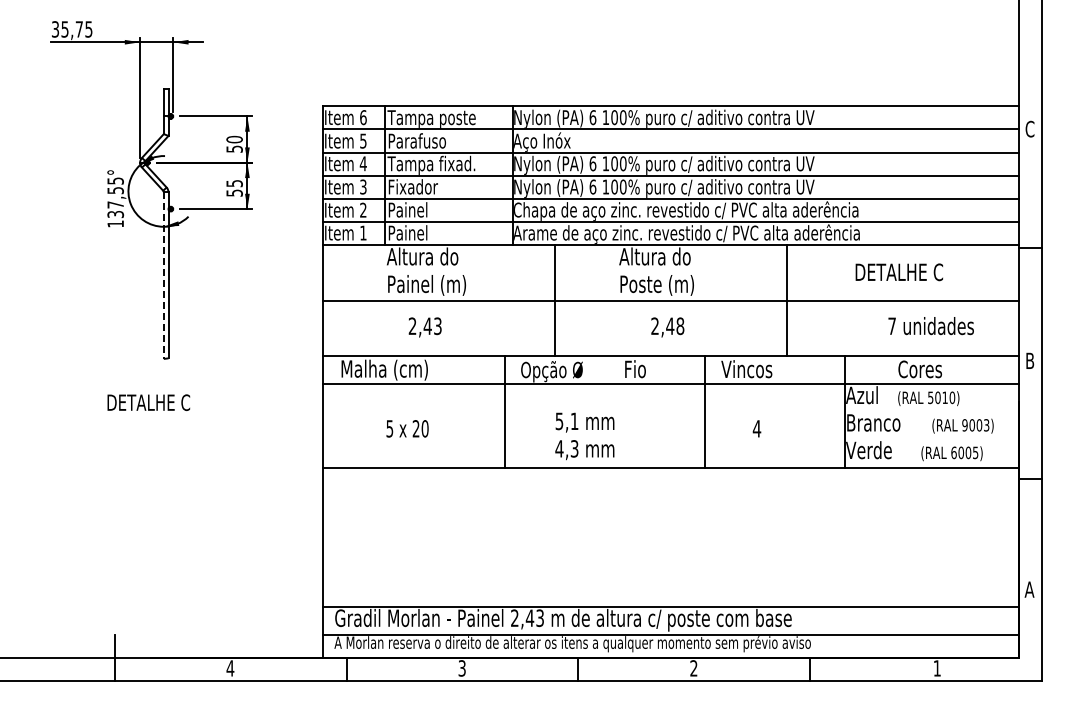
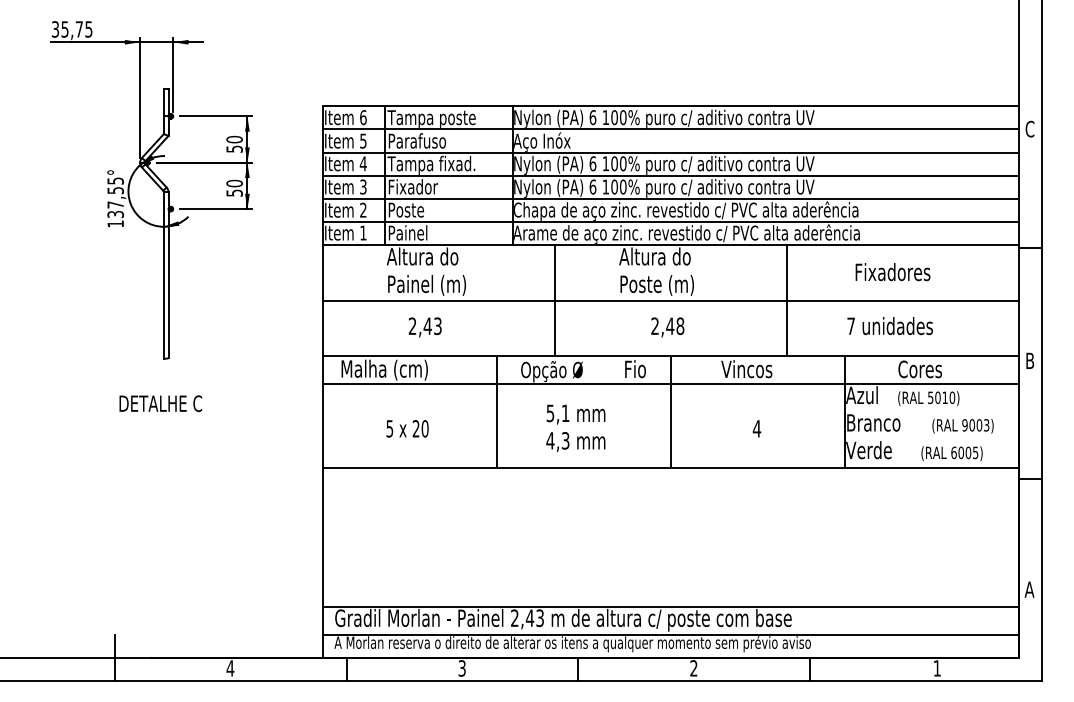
text: 55 -> 50 (234, 183)
text: Painel -> Poste (411, 209)
text: DETALHE C -> Fixadores (900, 272)
line: dashed -> solid (163, 276)
text position: (930, 326) -> (889, 326) (889, 326)
text position: (148, 402) -> (160, 403) (160, 403)
line position: (505, 411) -> (497, 411) (497, 411)
line position: (704, 411) -> (670, 411) (670, 411)
text position: (584, 436) -> (575, 428) (575, 428)
